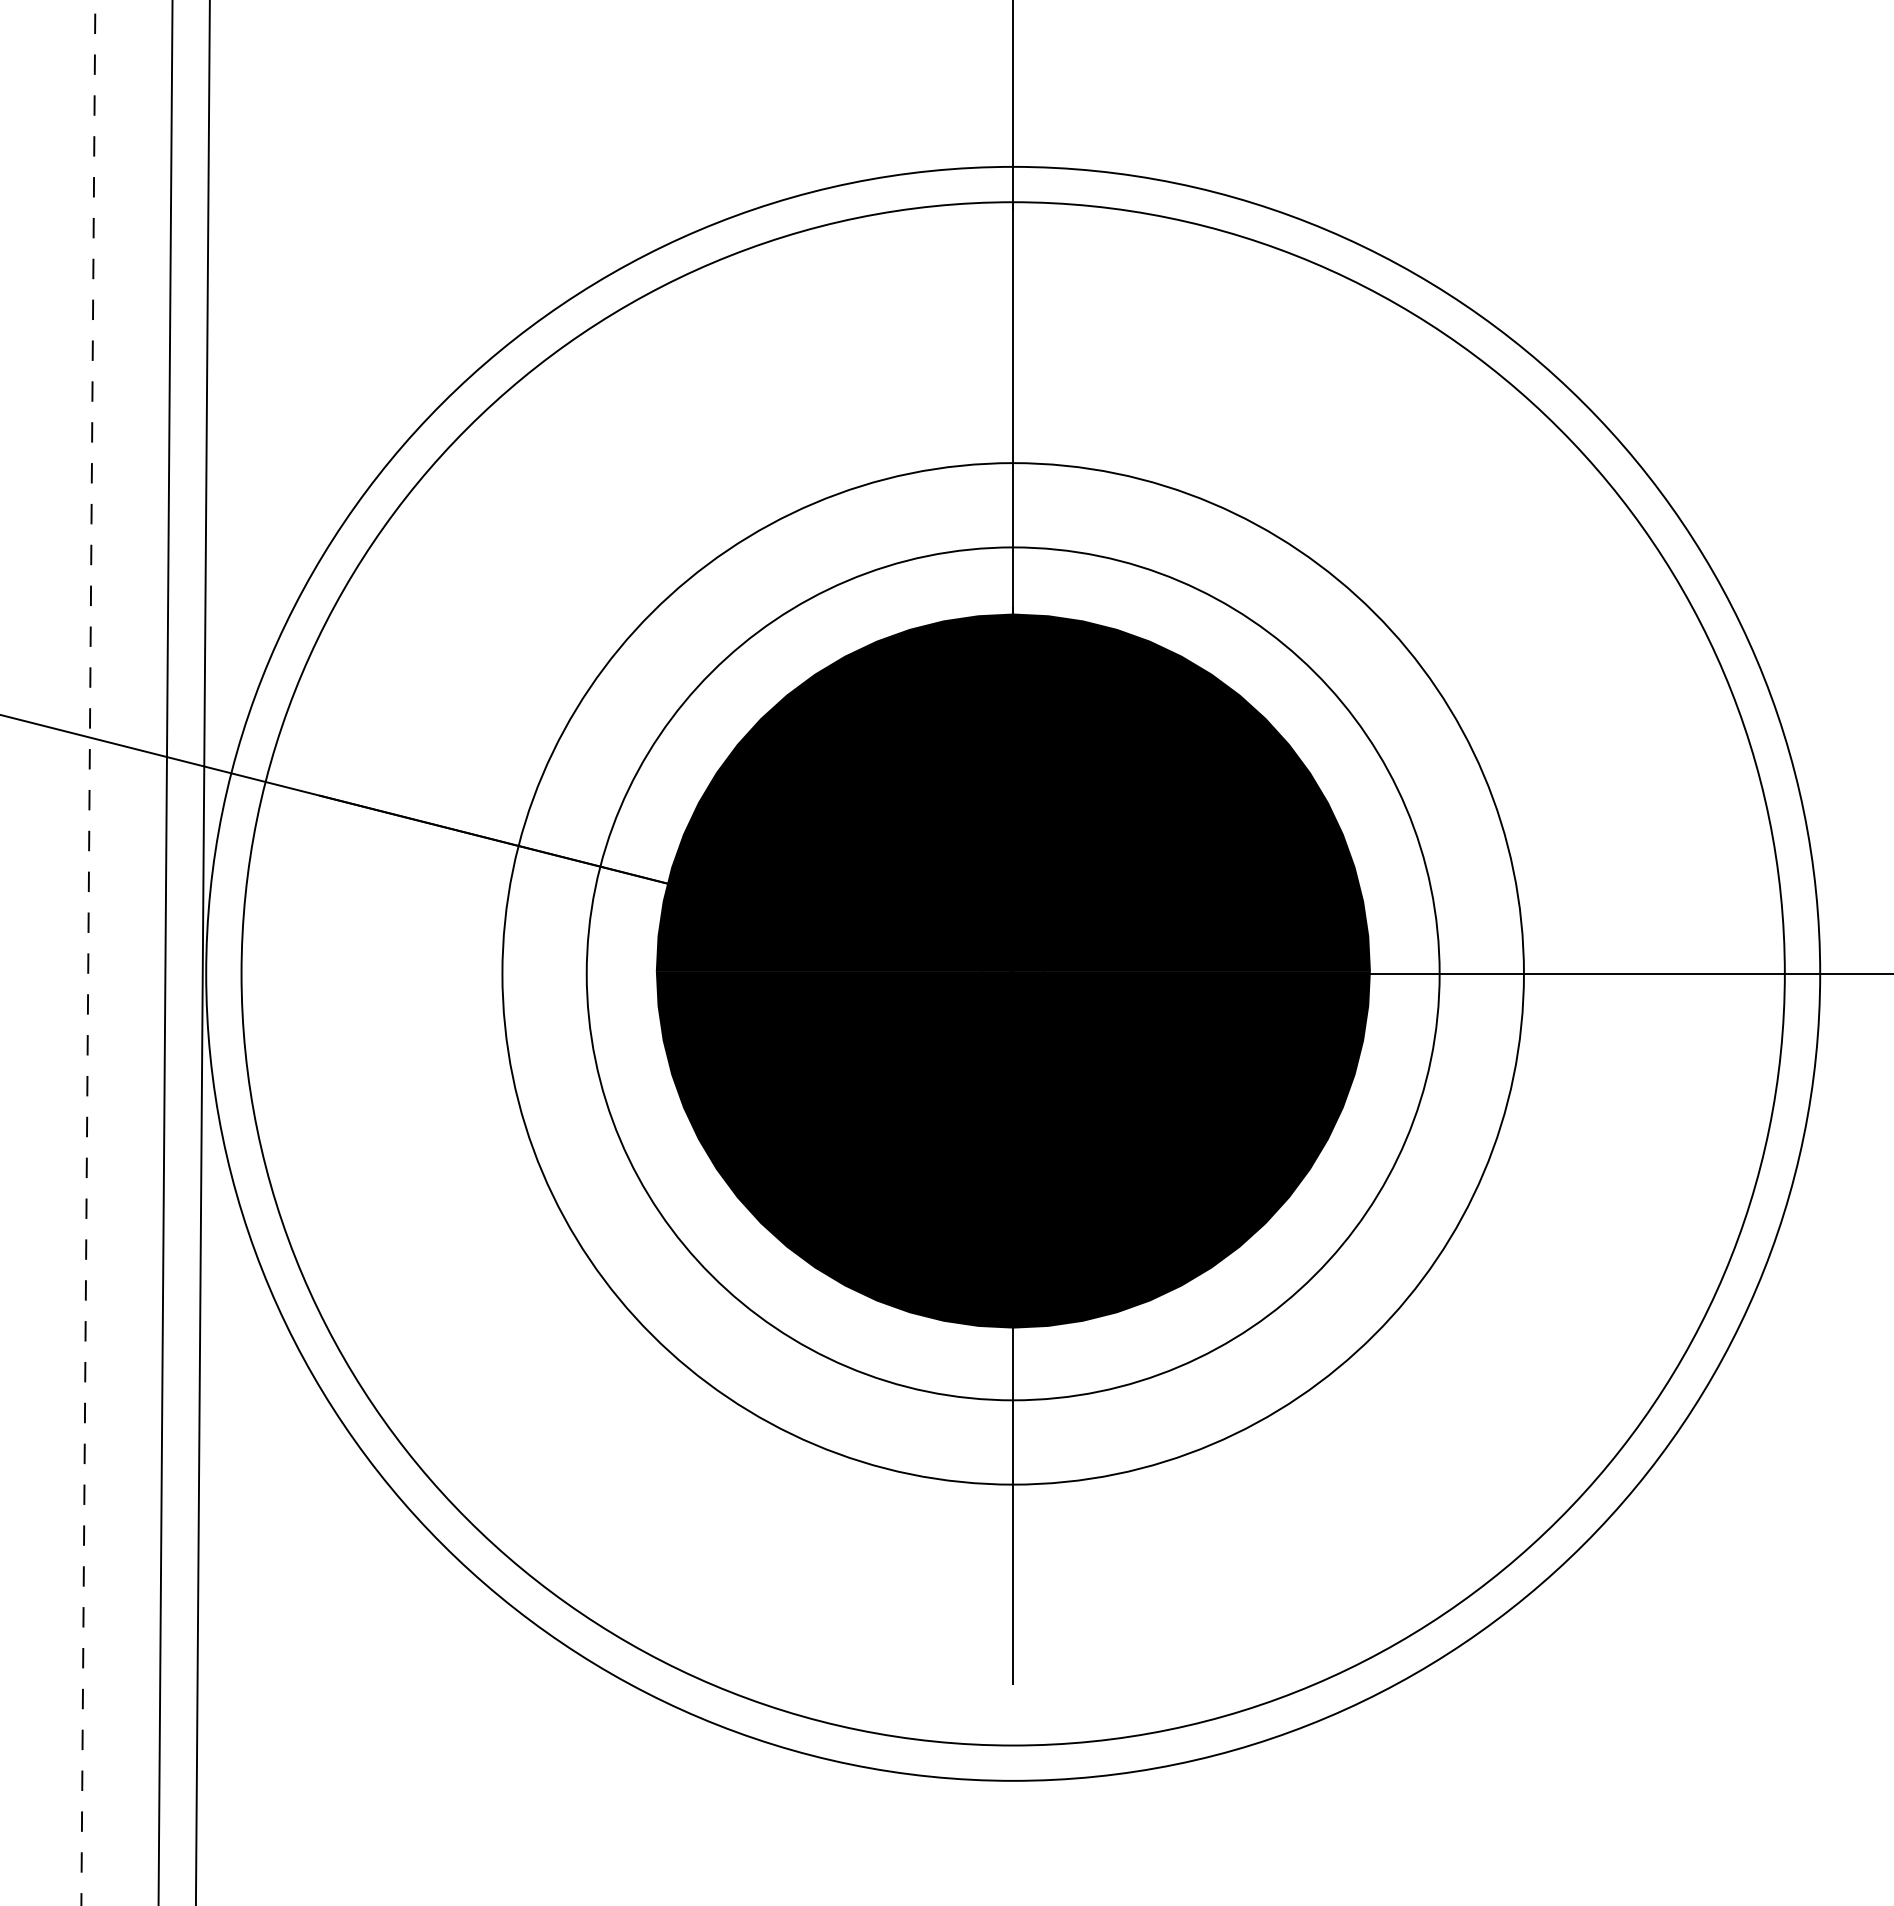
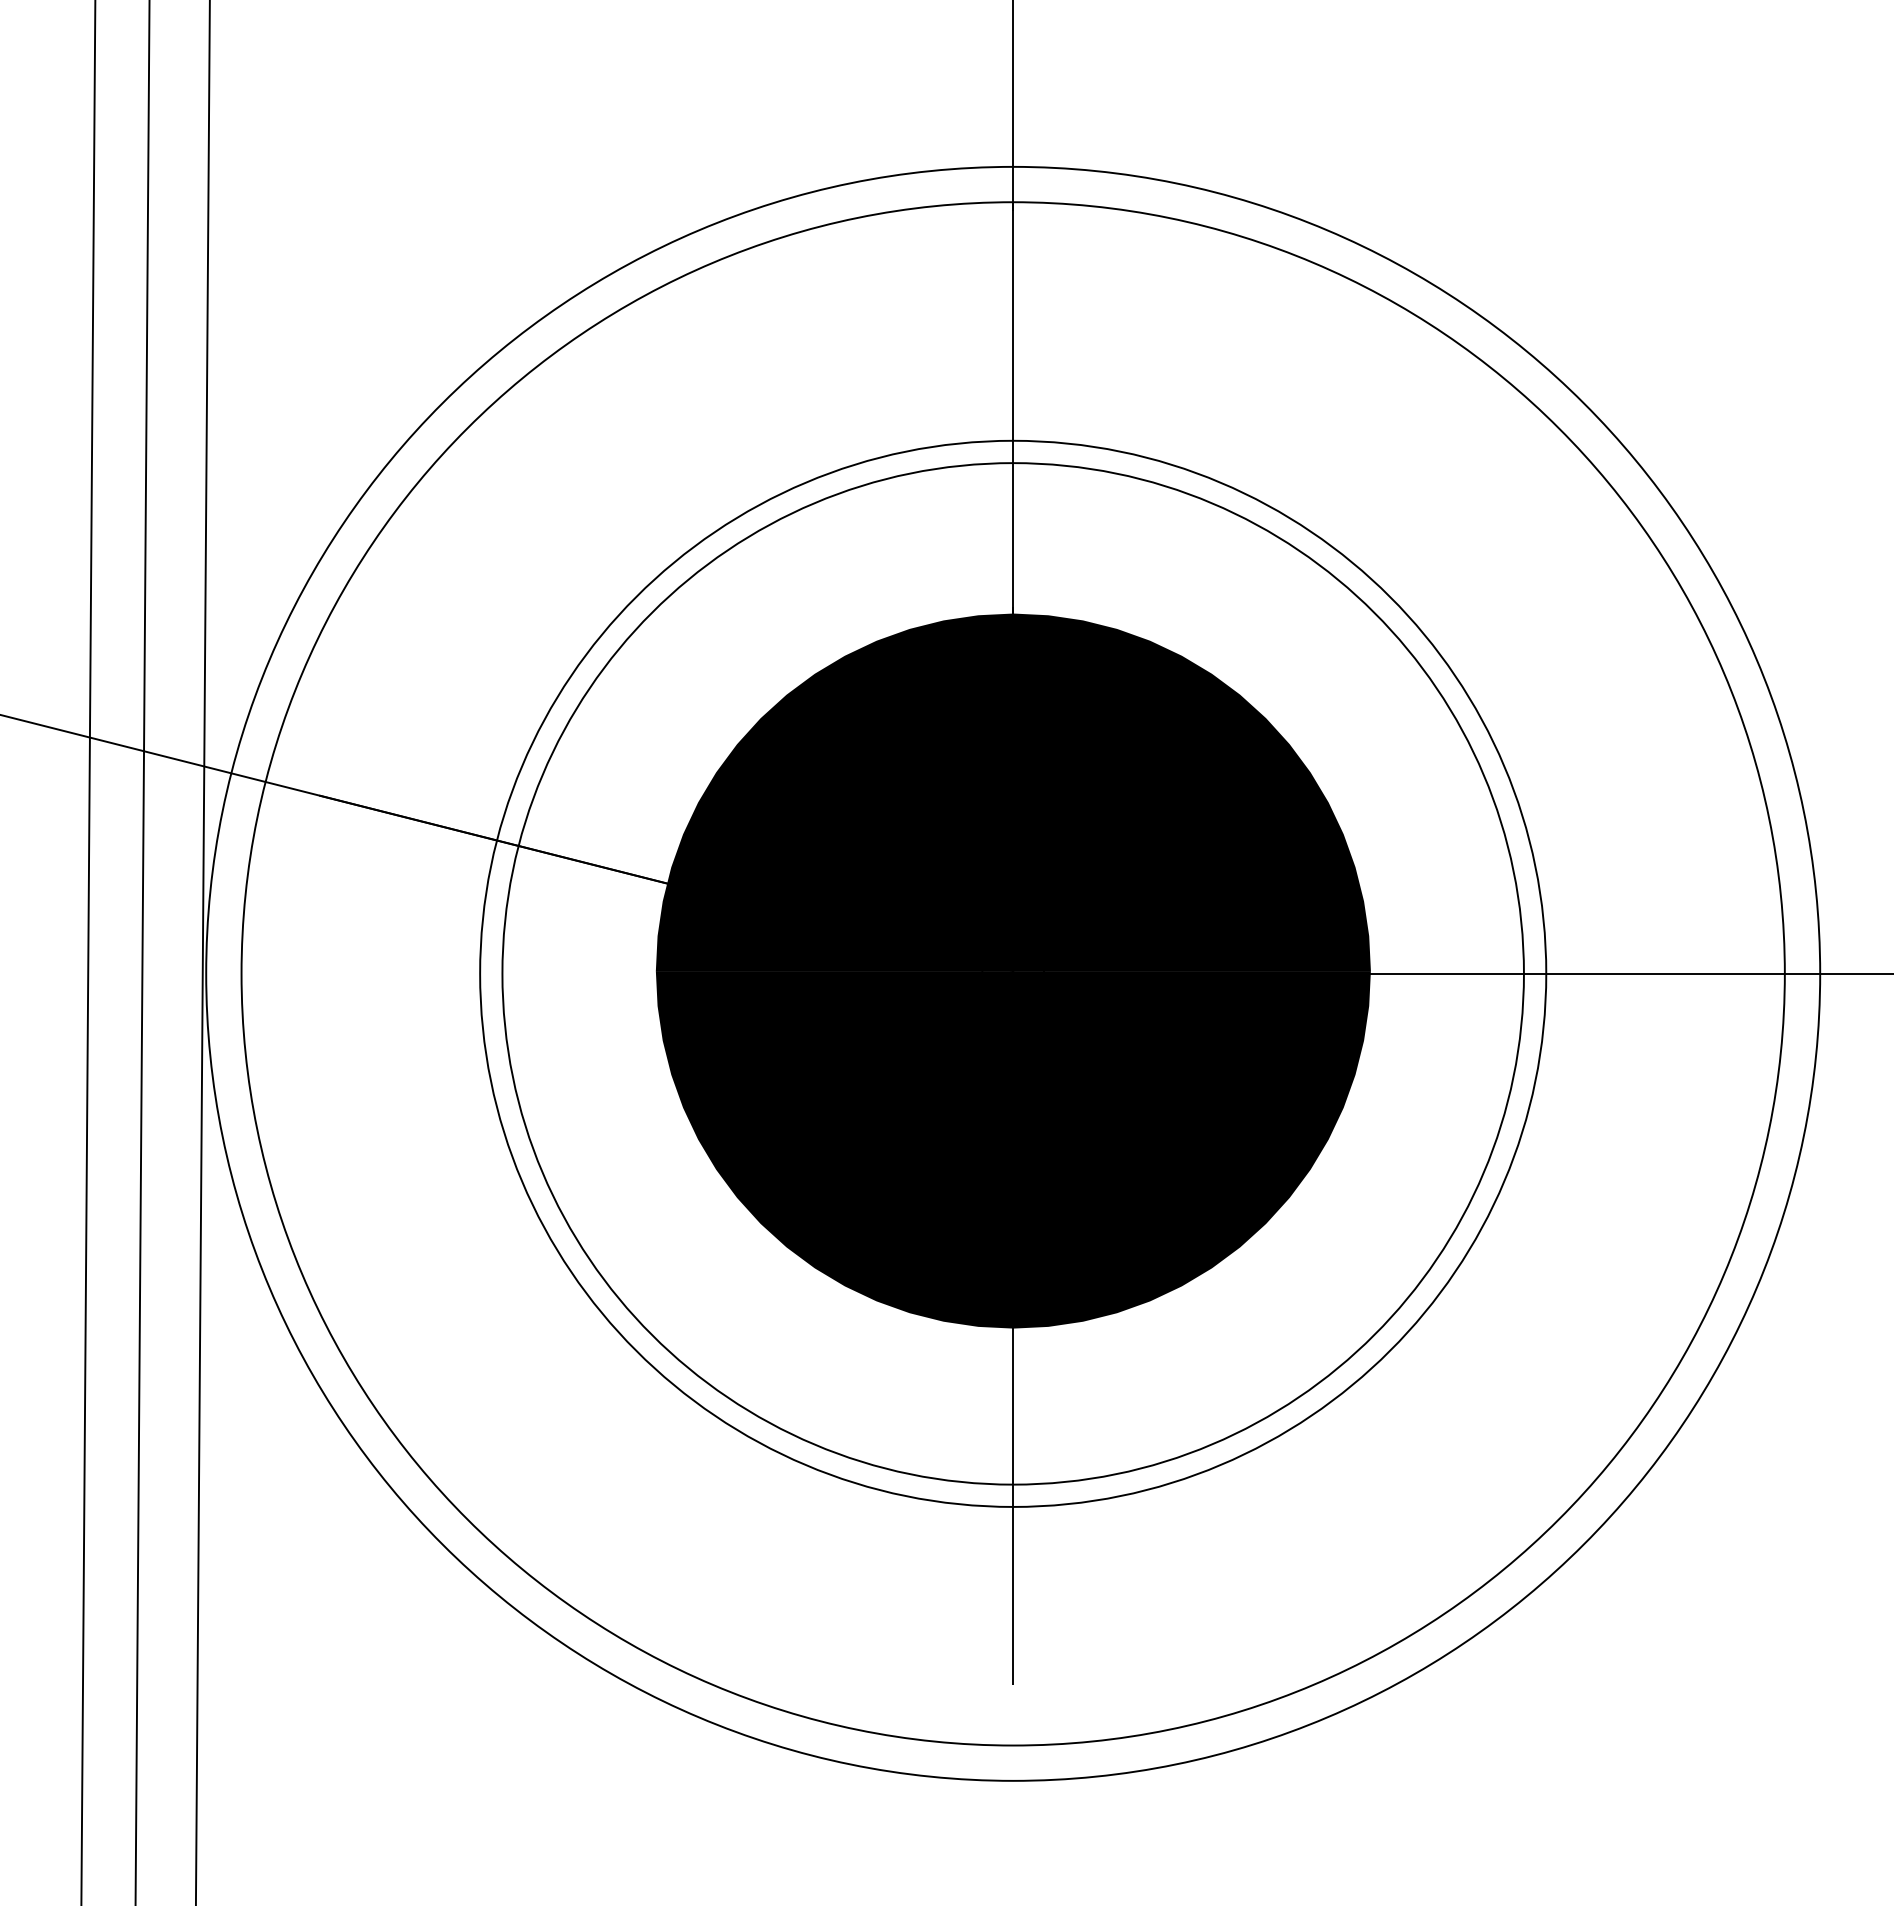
line position: (165, 952) -> (142, 952) (142, 952)
line: dashed -> solid (88, 953)
circle diameter: 853 px -> 1066 px (1013, 973)
